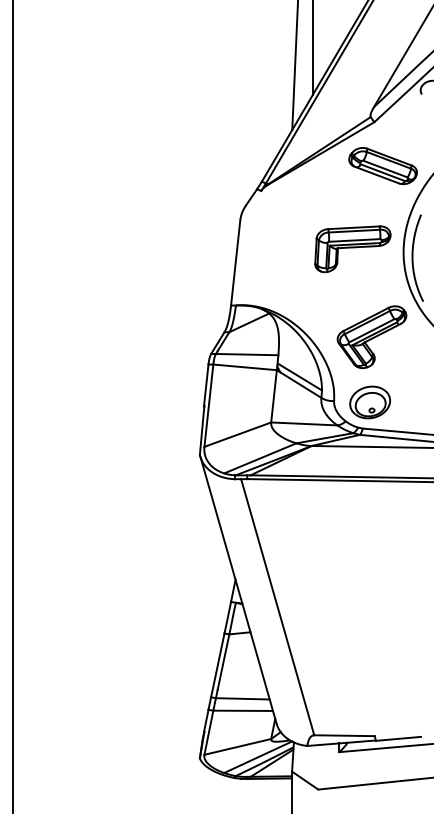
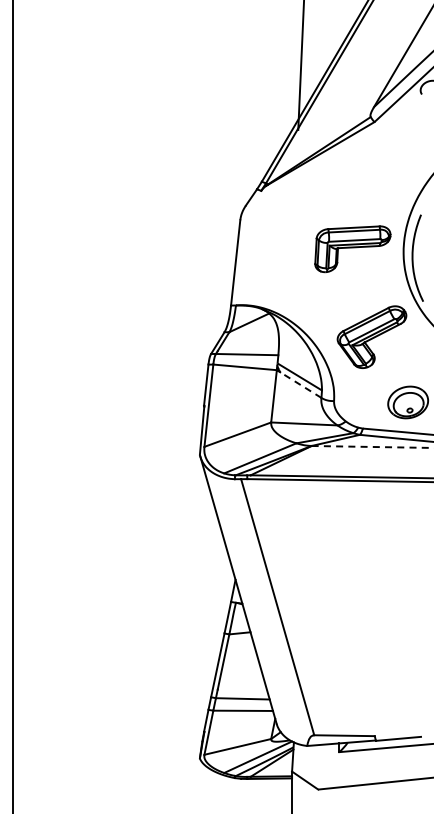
line: present -> none (313, 48)
line position: (294, 65) -> (300, 65) (300, 65)
part: present -> none (382, 166)
line: solid -> dashed (300, 384)
part position: (369, 402) -> (407, 402) (407, 402)
line: solid -> dashed (372, 446)
